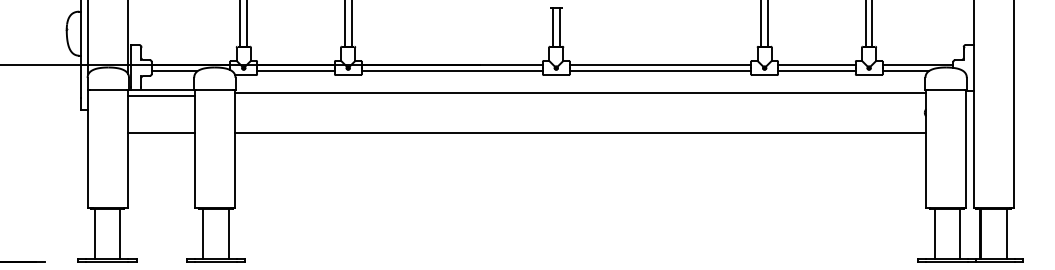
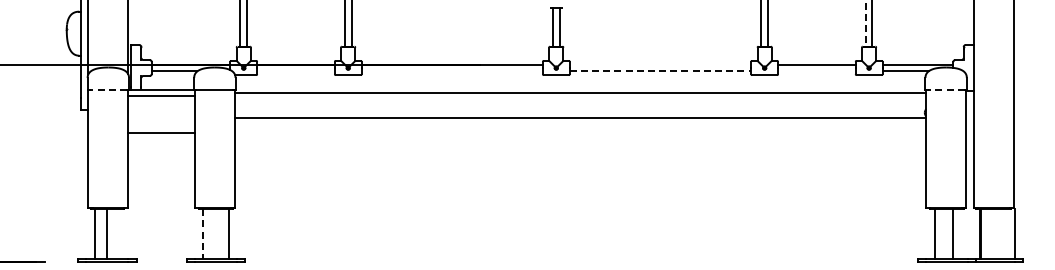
line: solid -> dashed (865, 23)
line: present -> none (660, 64)
line: present -> none (295, 71)
line: present -> none (451, 71)
line: solid -> dashed (660, 71)
line: present -> none (816, 71)
line: solid -> dashed (108, 90)
line: solid -> dashed (946, 90)
line position: (580, 132) -> (580, 117) (580, 117)
line position: (119, 234) -> (106, 234) (106, 234)
line: solid -> dashed (203, 234)
line position: (959, 234) -> (952, 234) (952, 234)
line position: (1006, 234) -> (1014, 234) (1014, 234)
